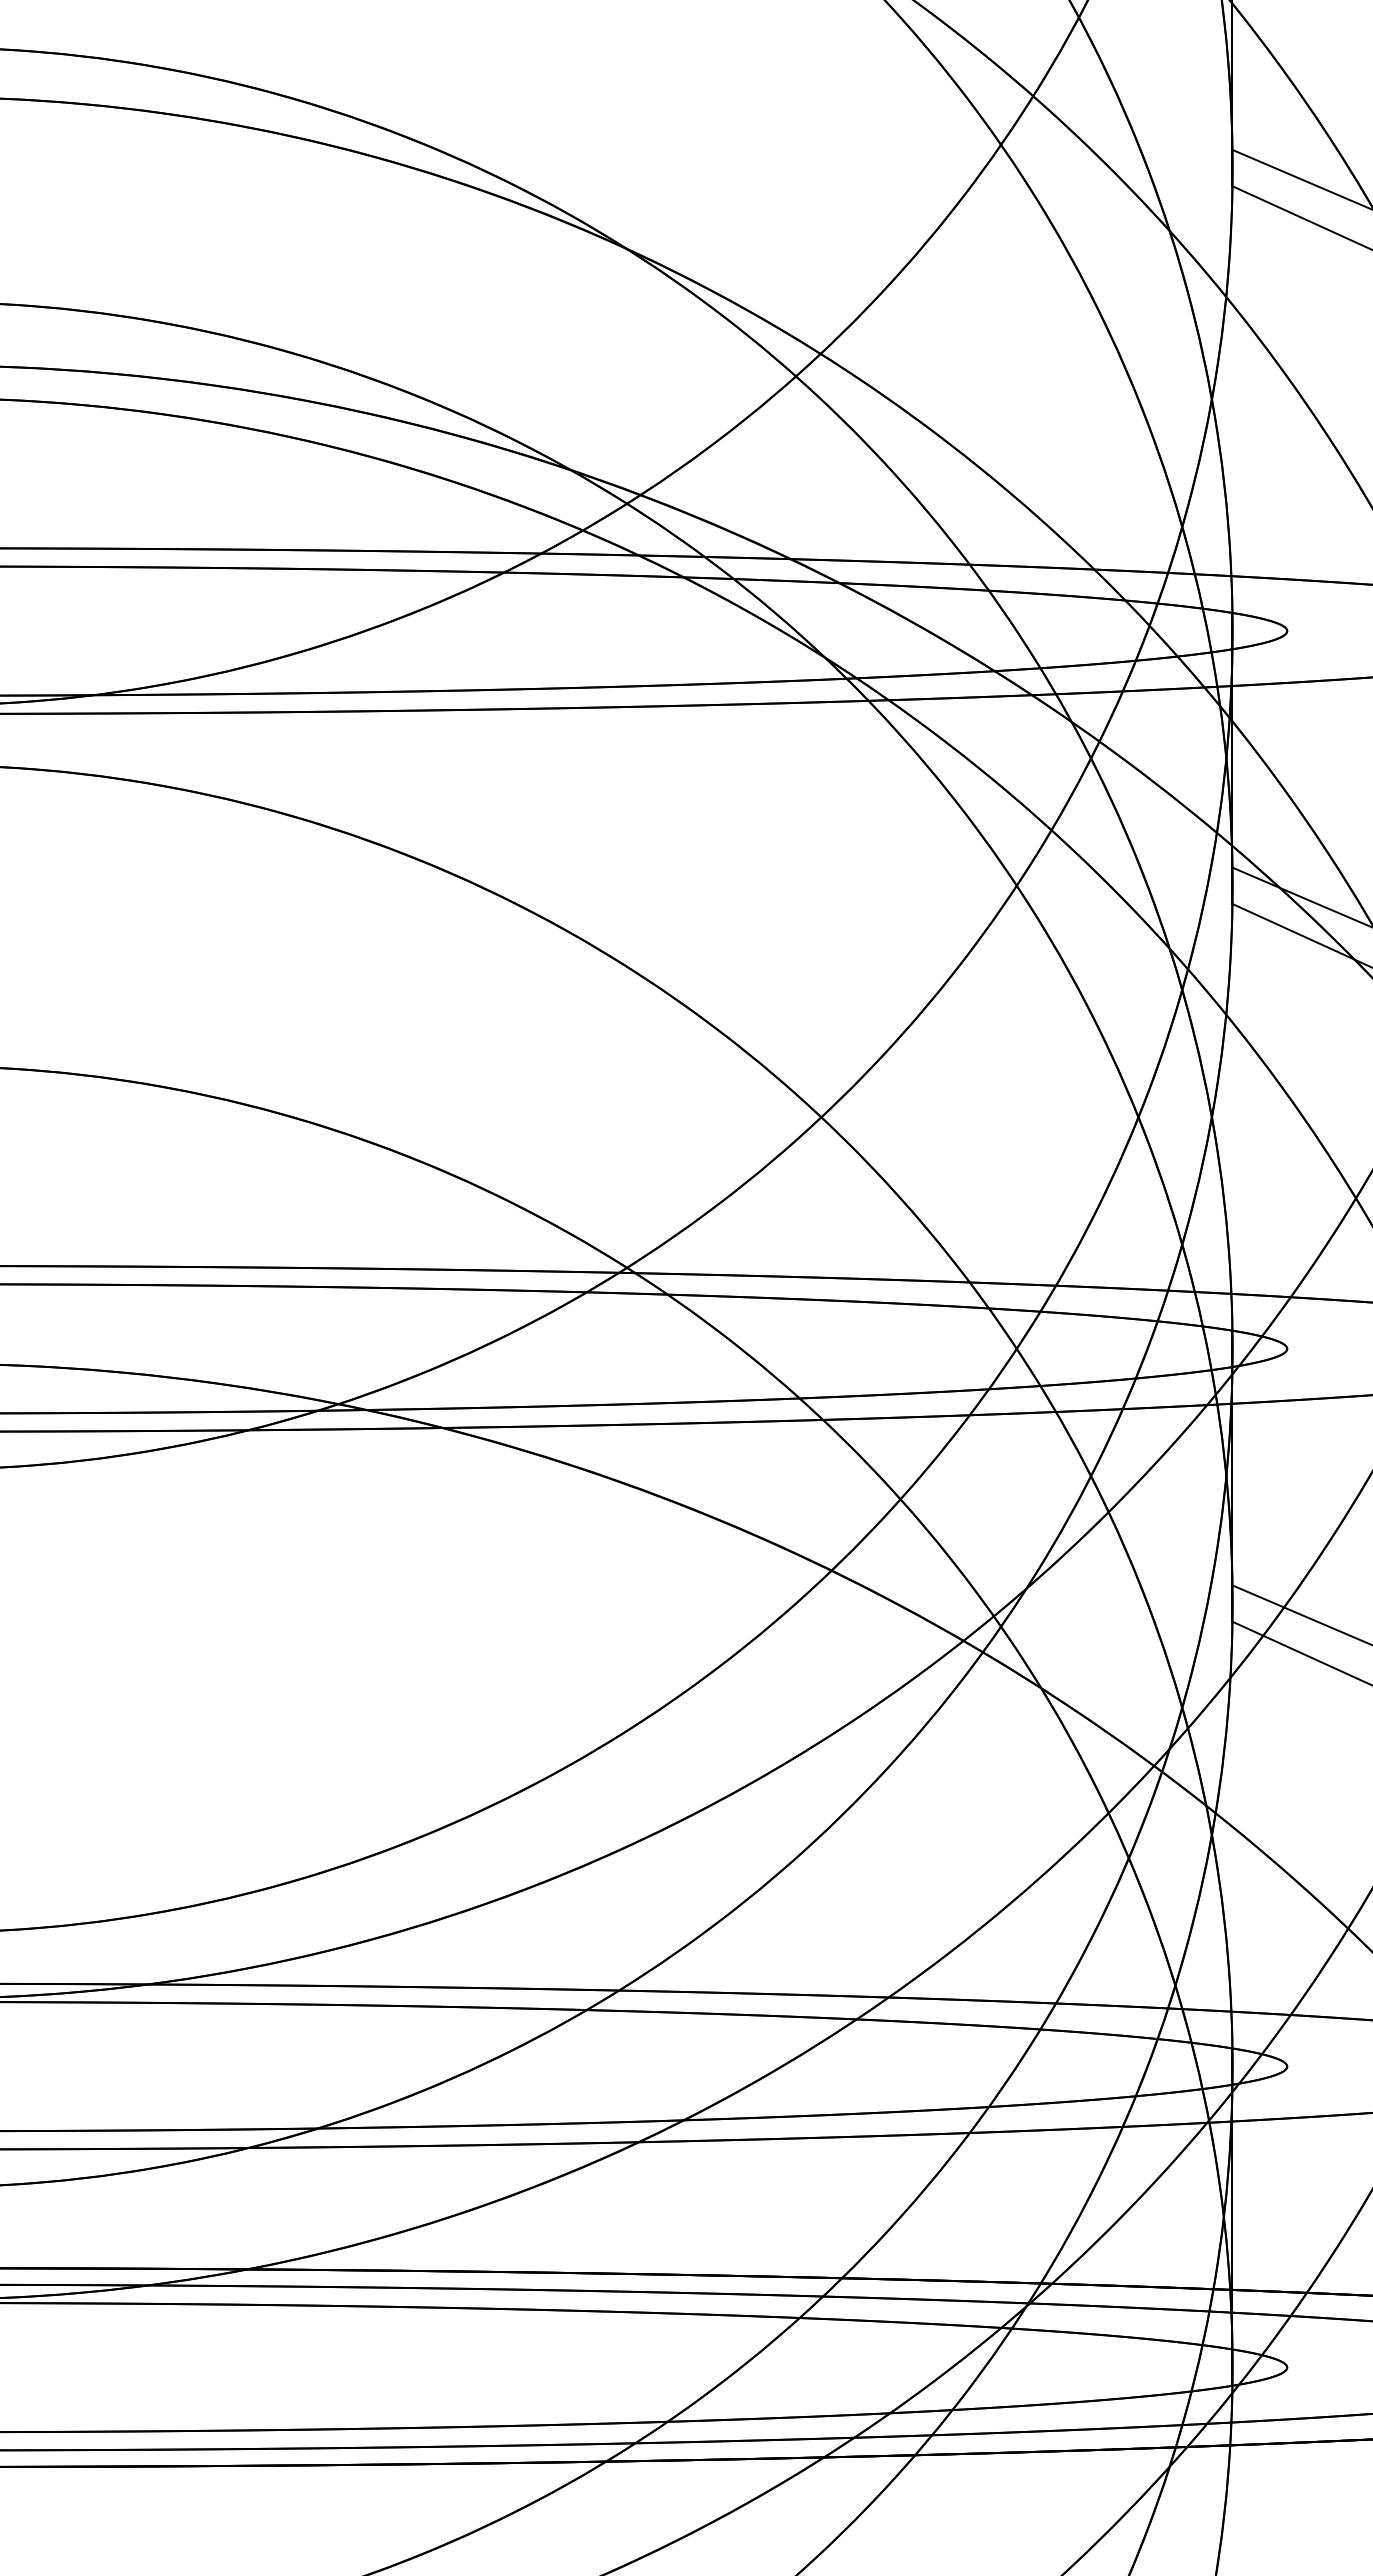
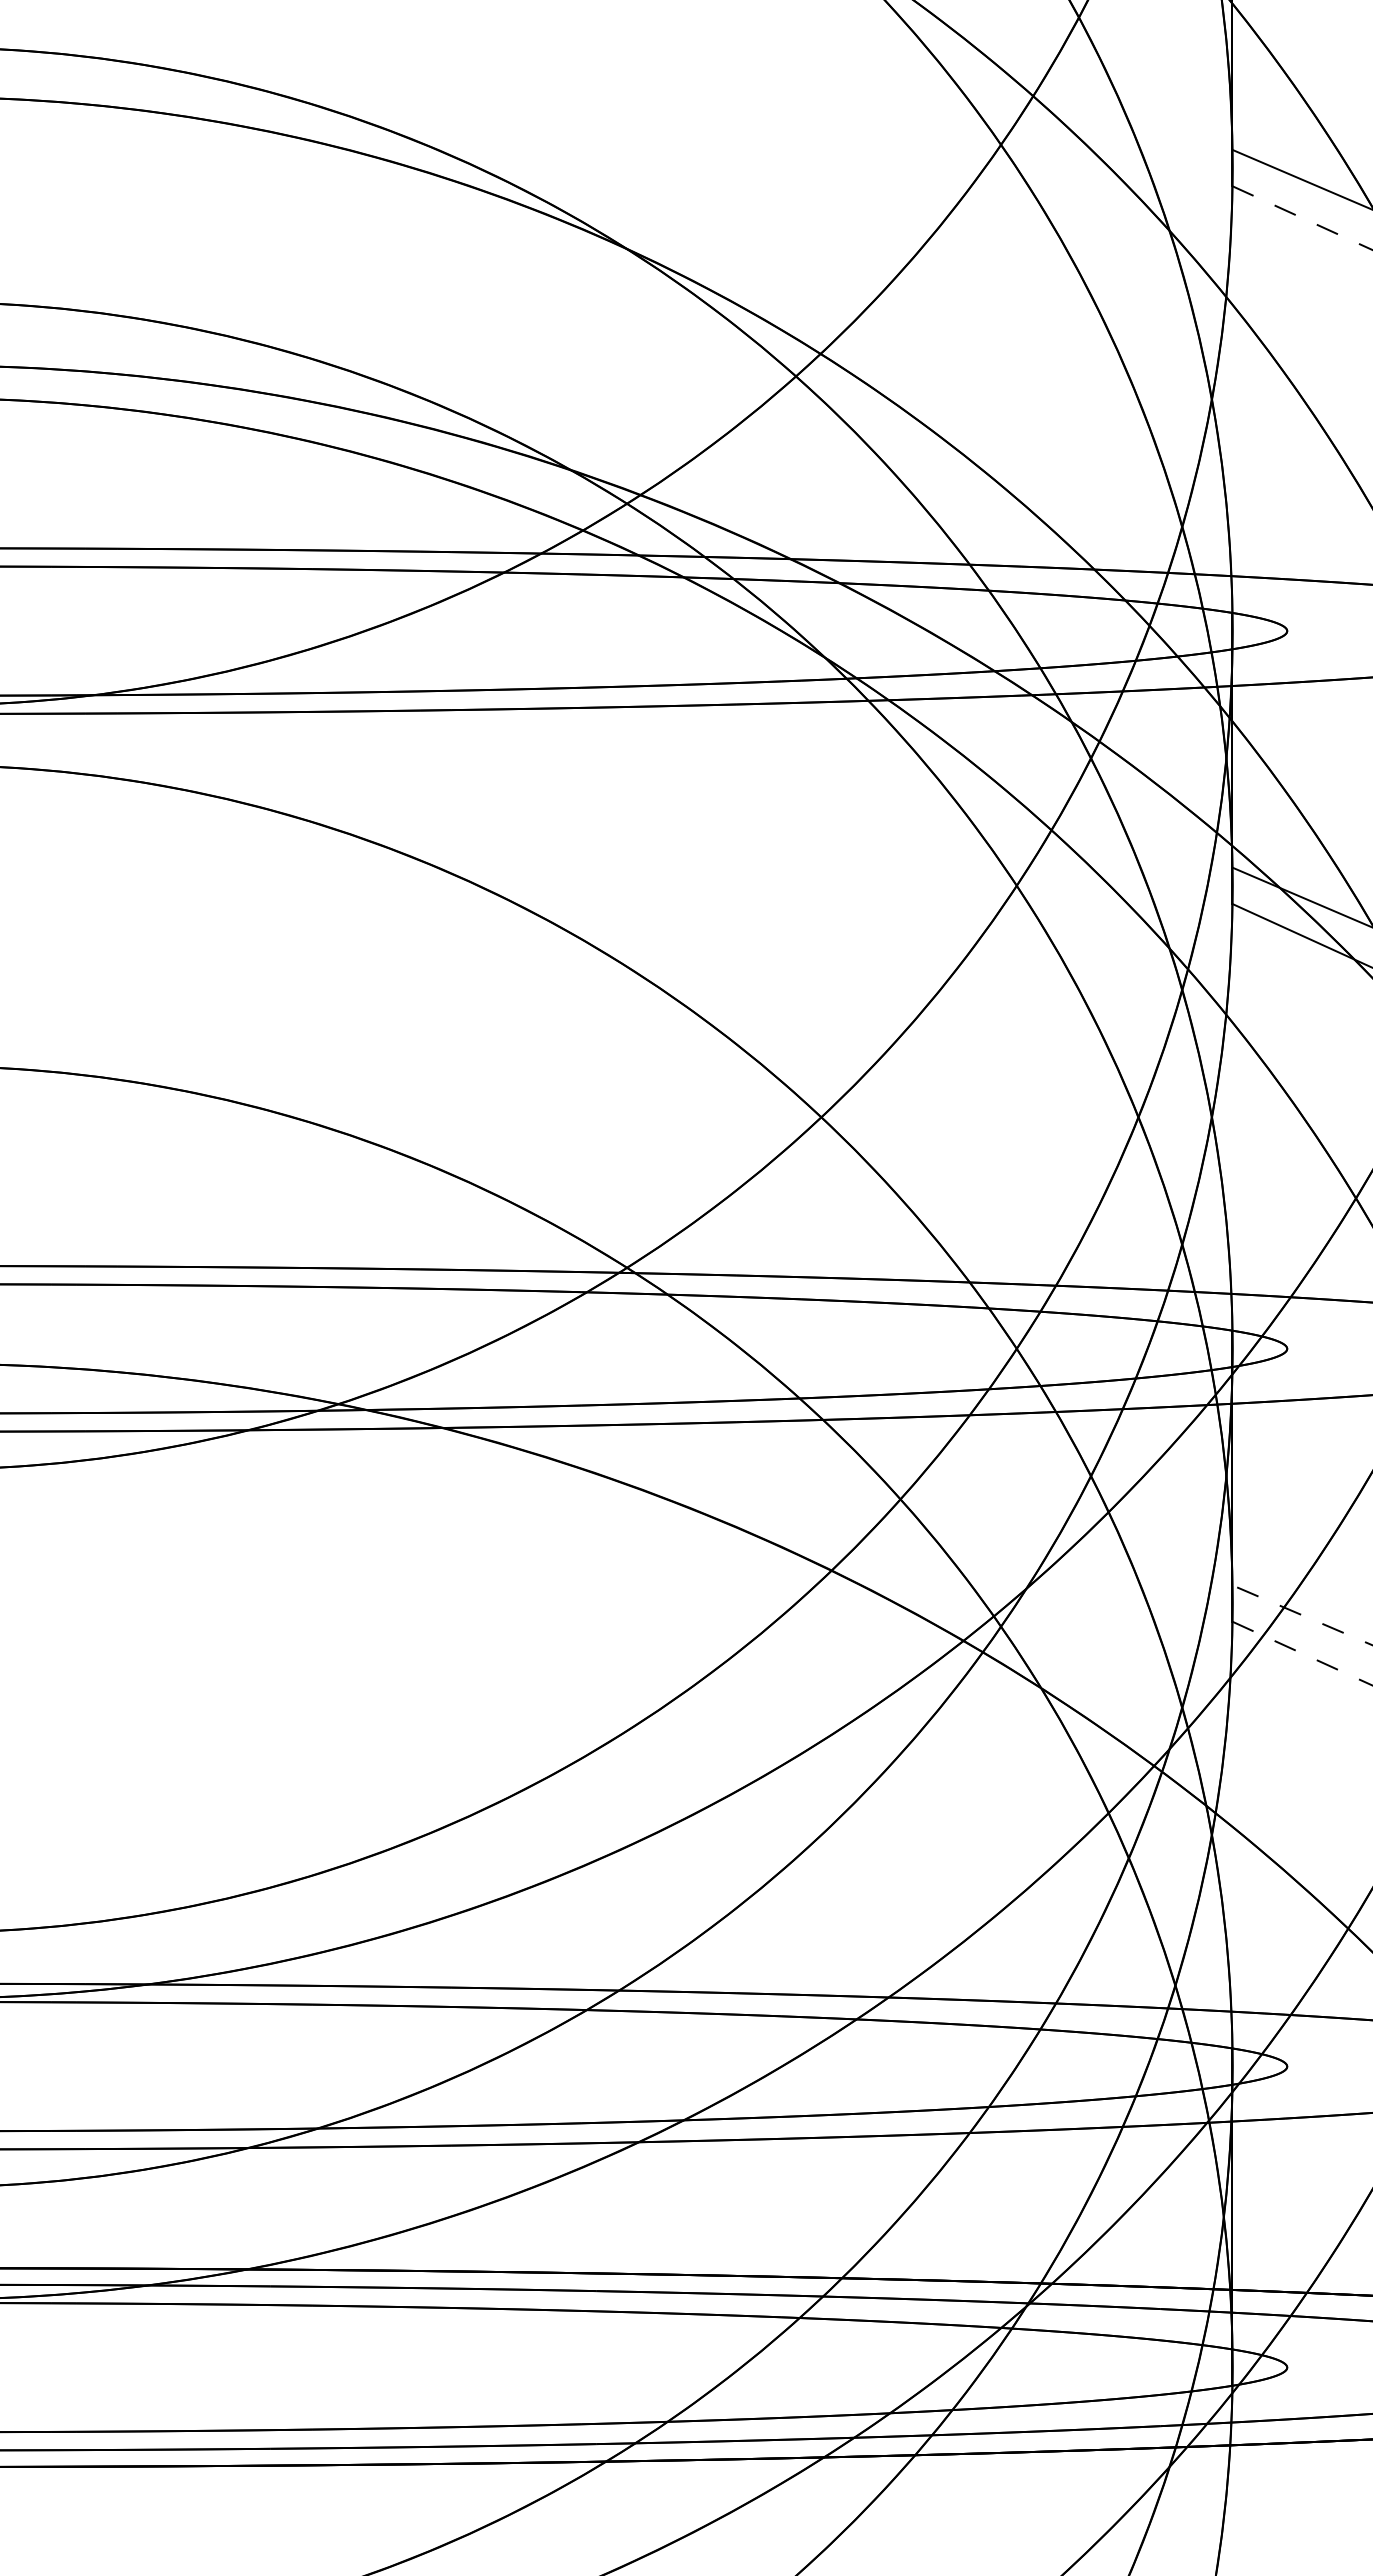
line: solid -> dashed (1302, 218)
line: solid -> dashed (1302, 1615)
line: solid -> dashed (1302, 1653)
